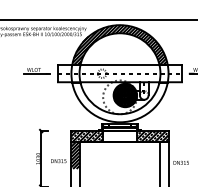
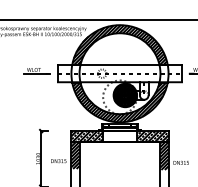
hatch: none -> present (119, 102)
hatch: none -> present (164, 155)
